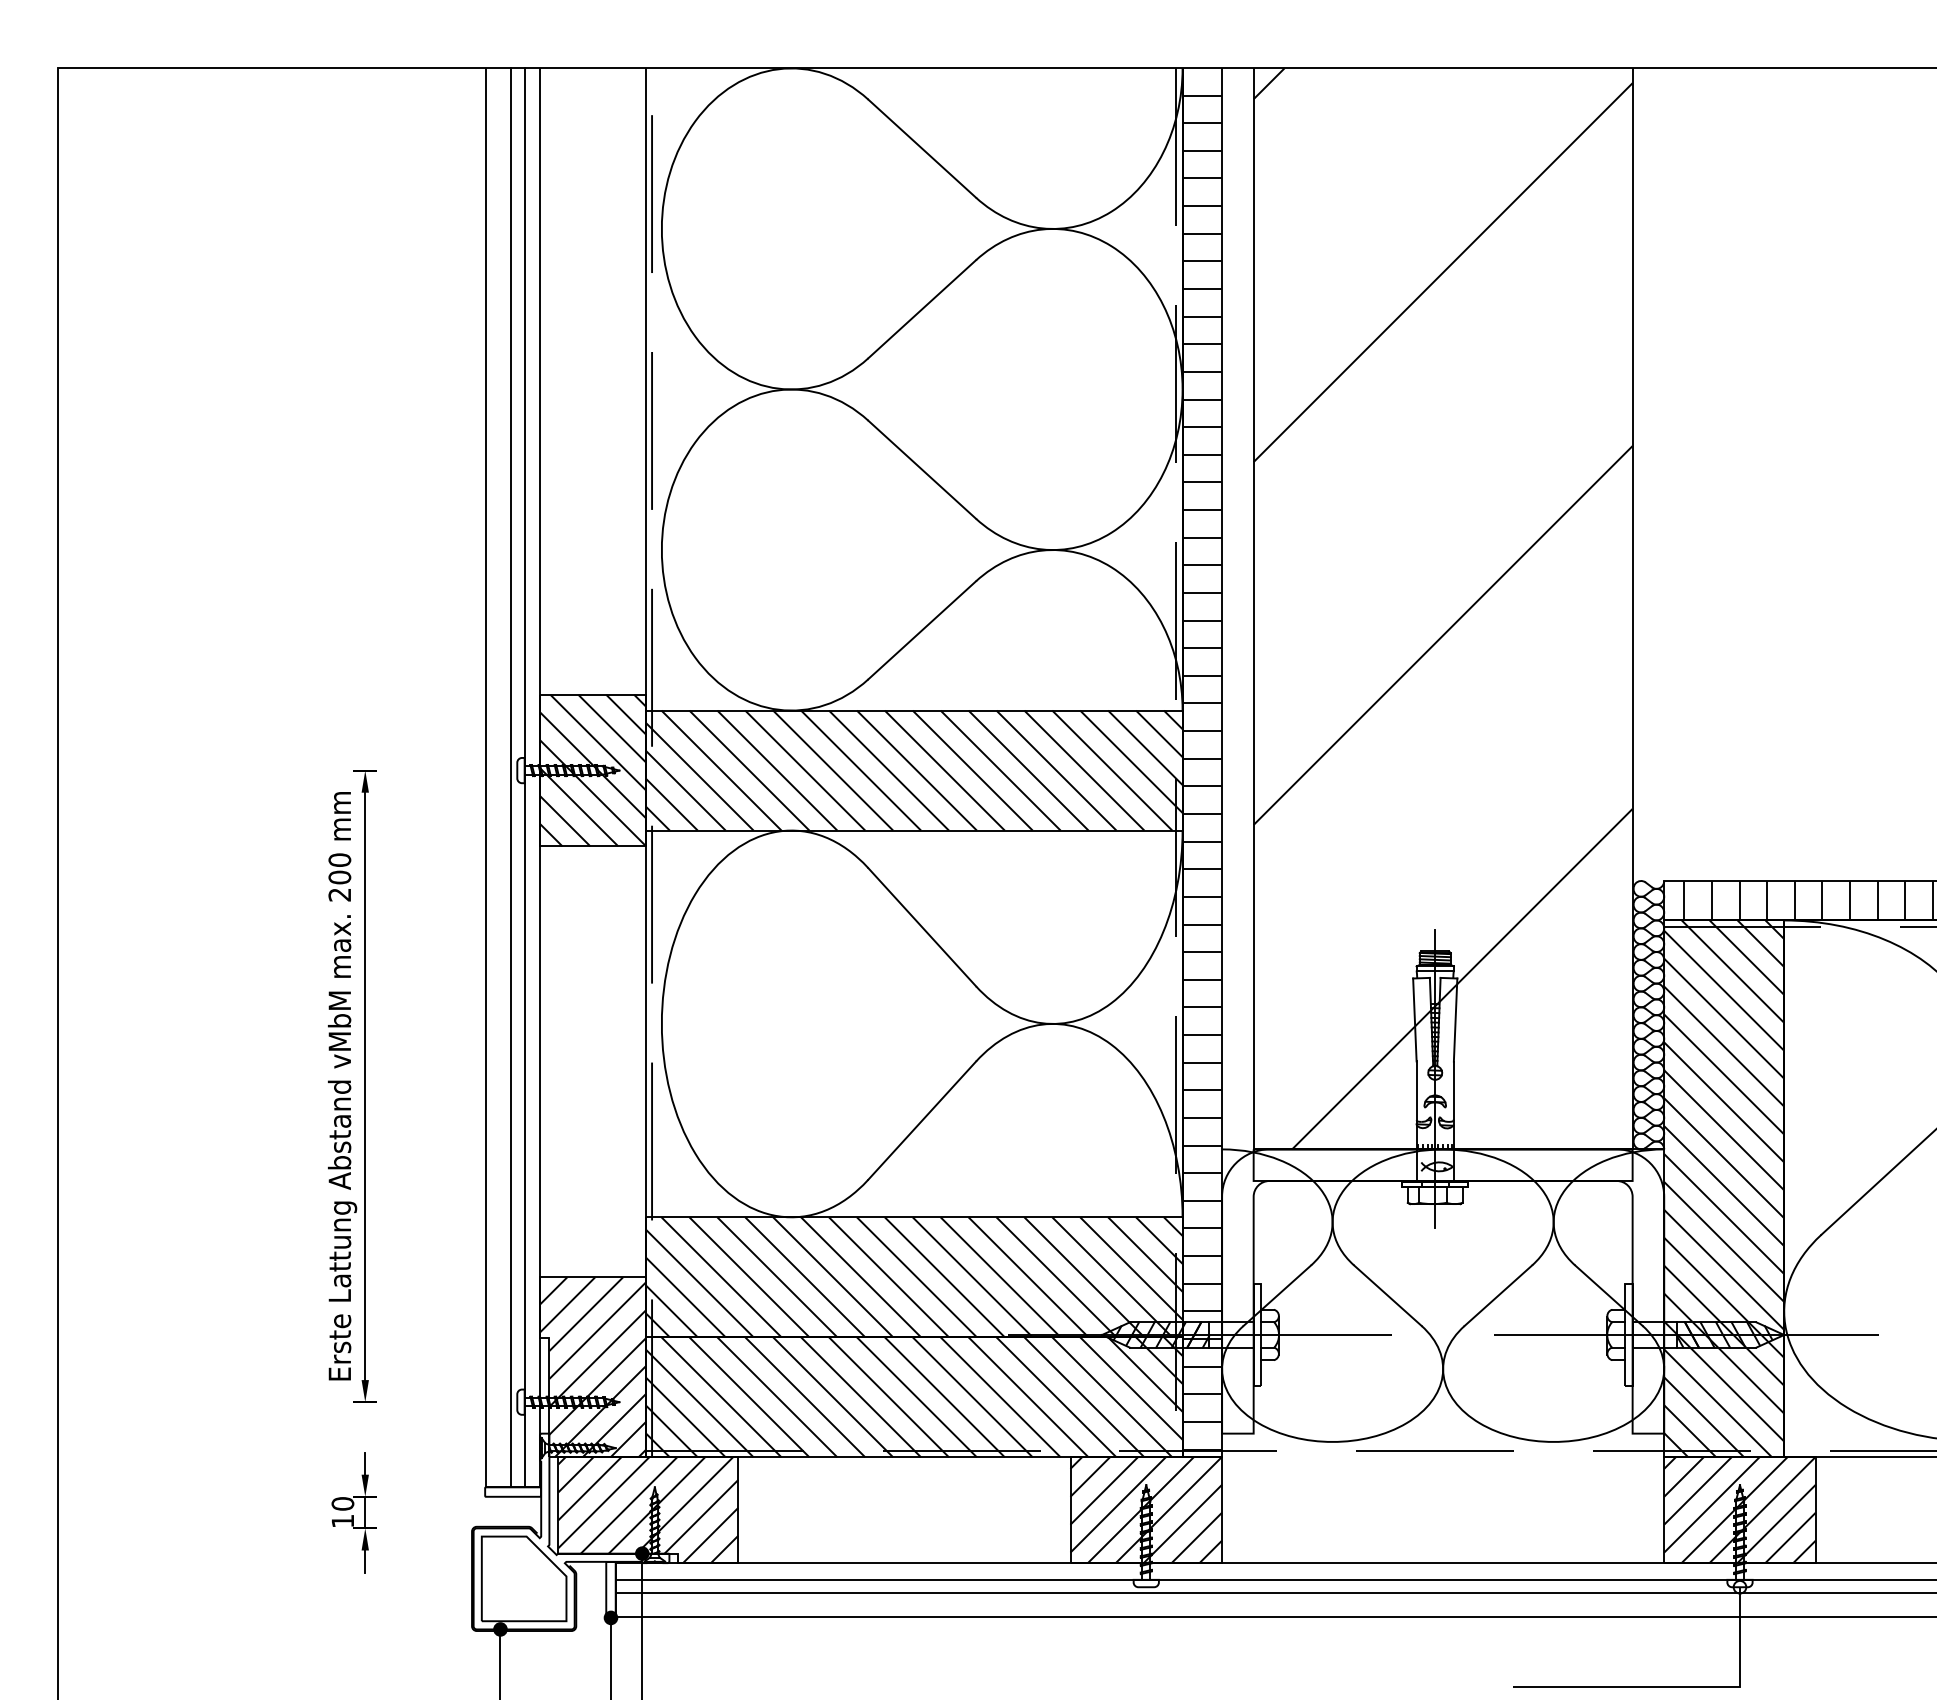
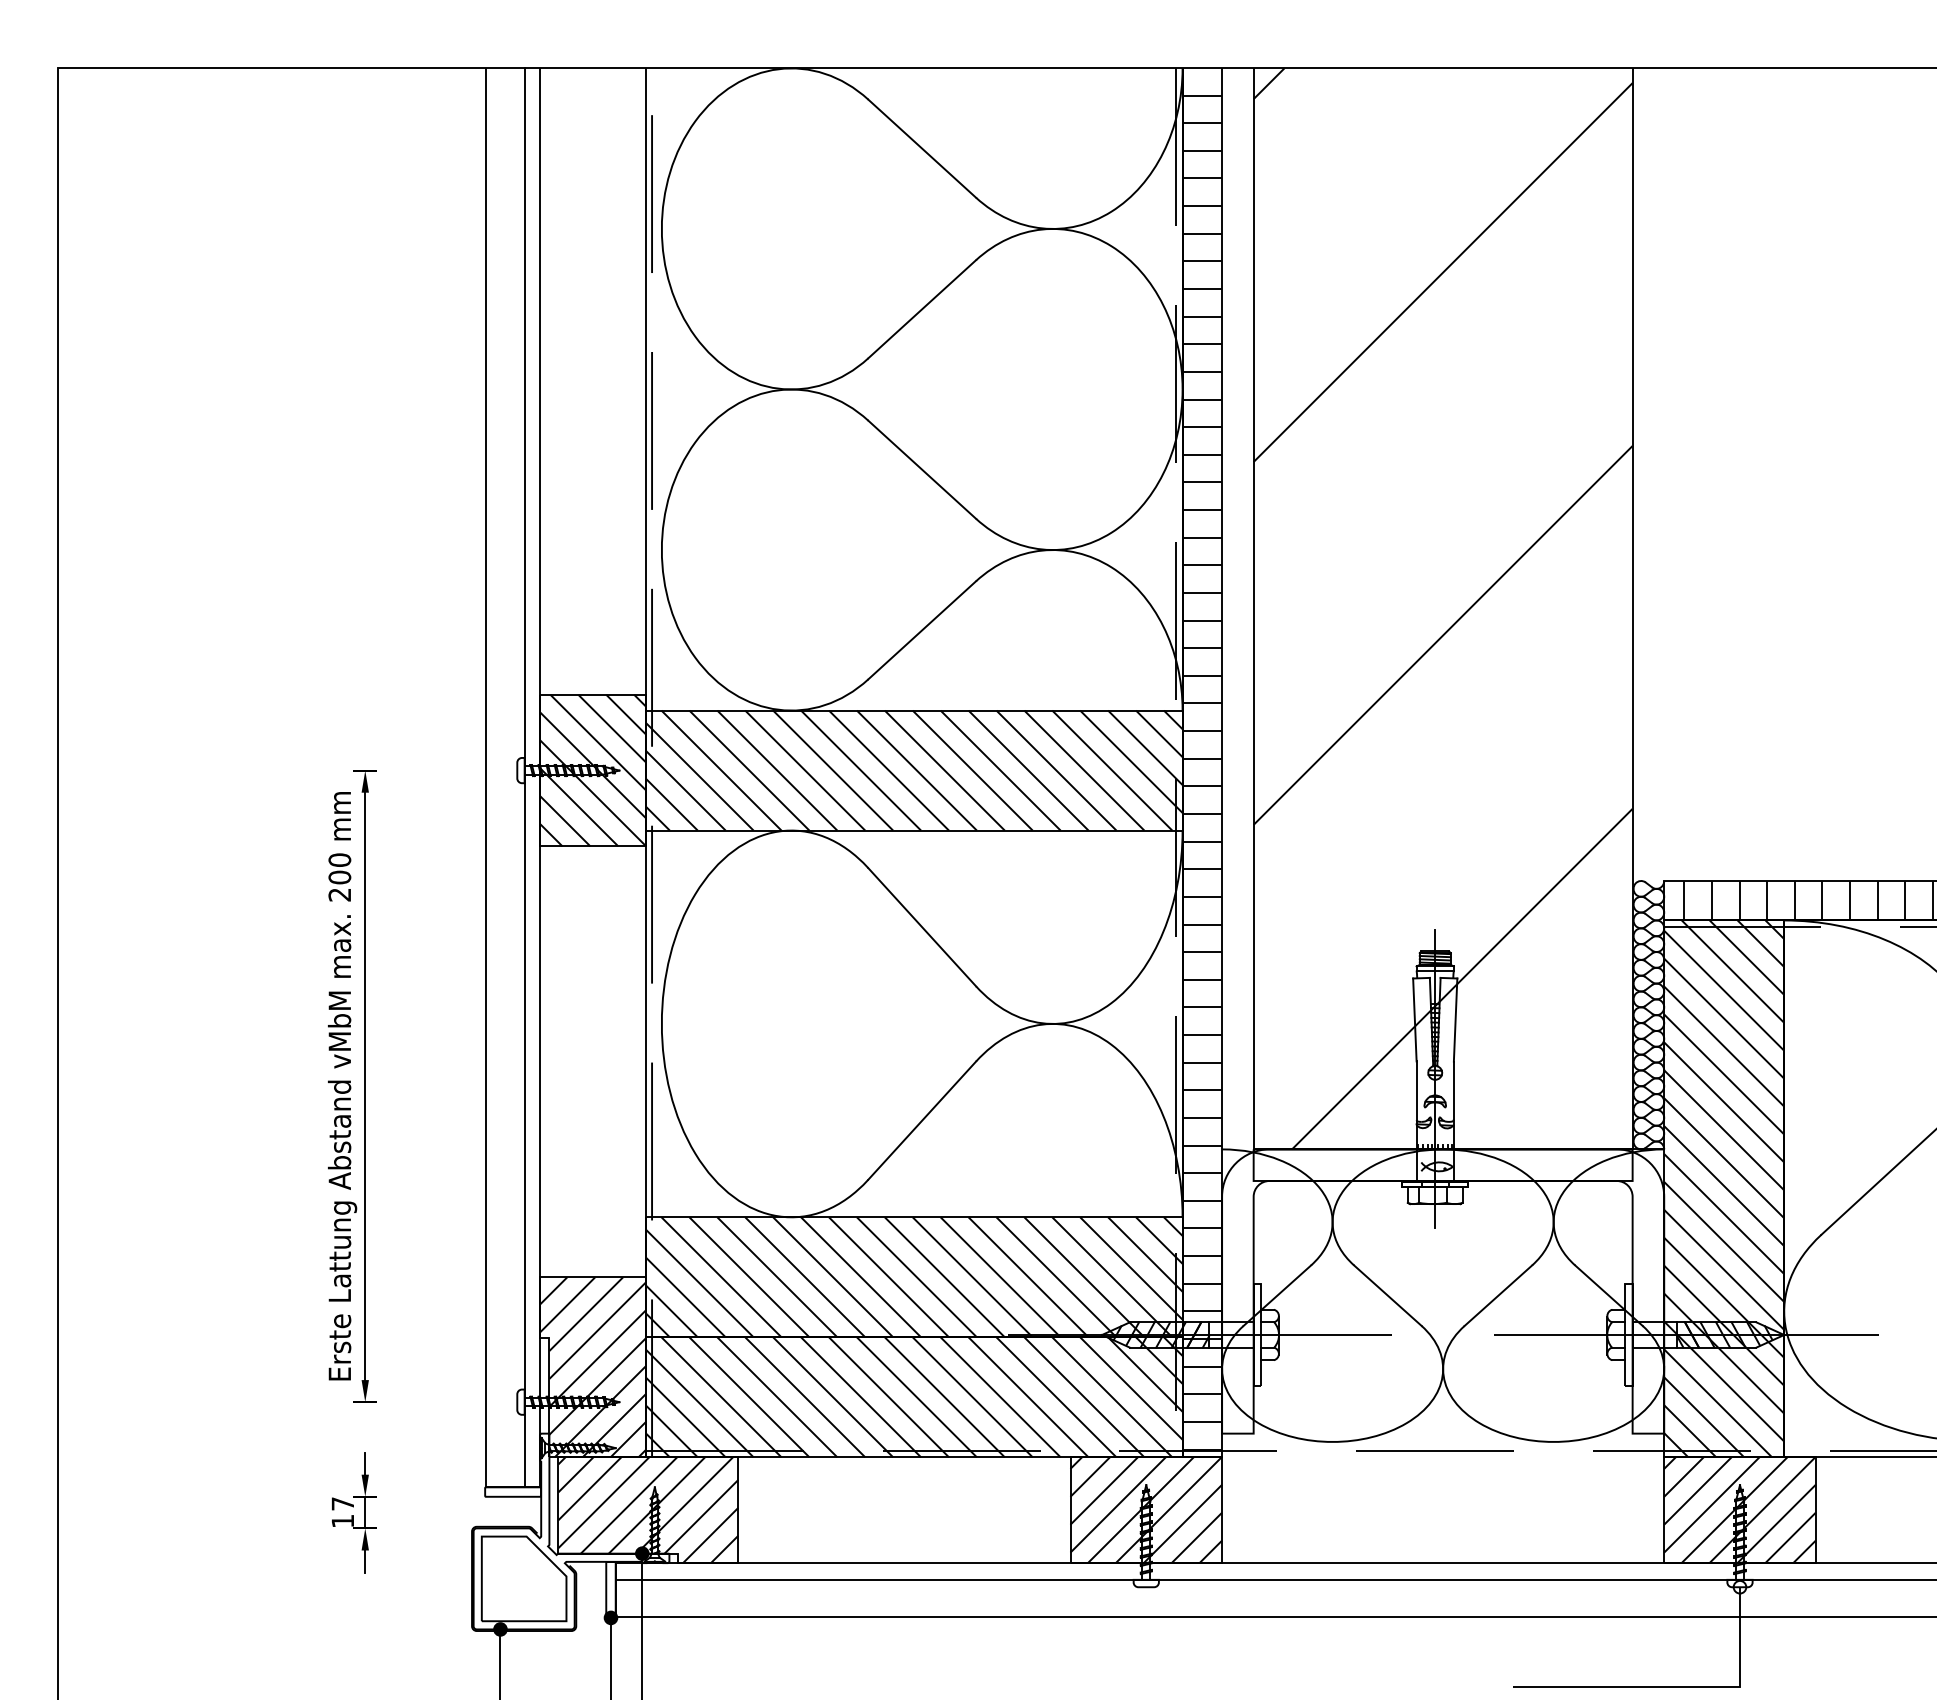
line: present -> none (510, 777)
text: 10 -> 17 (342, 1503)
line: present -> none (1274, 1592)
